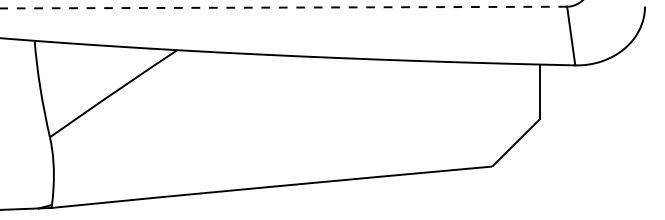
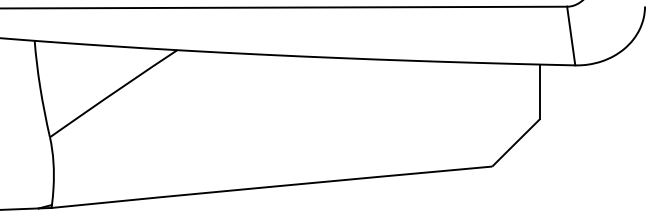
line: dashed -> solid (283, 7)
